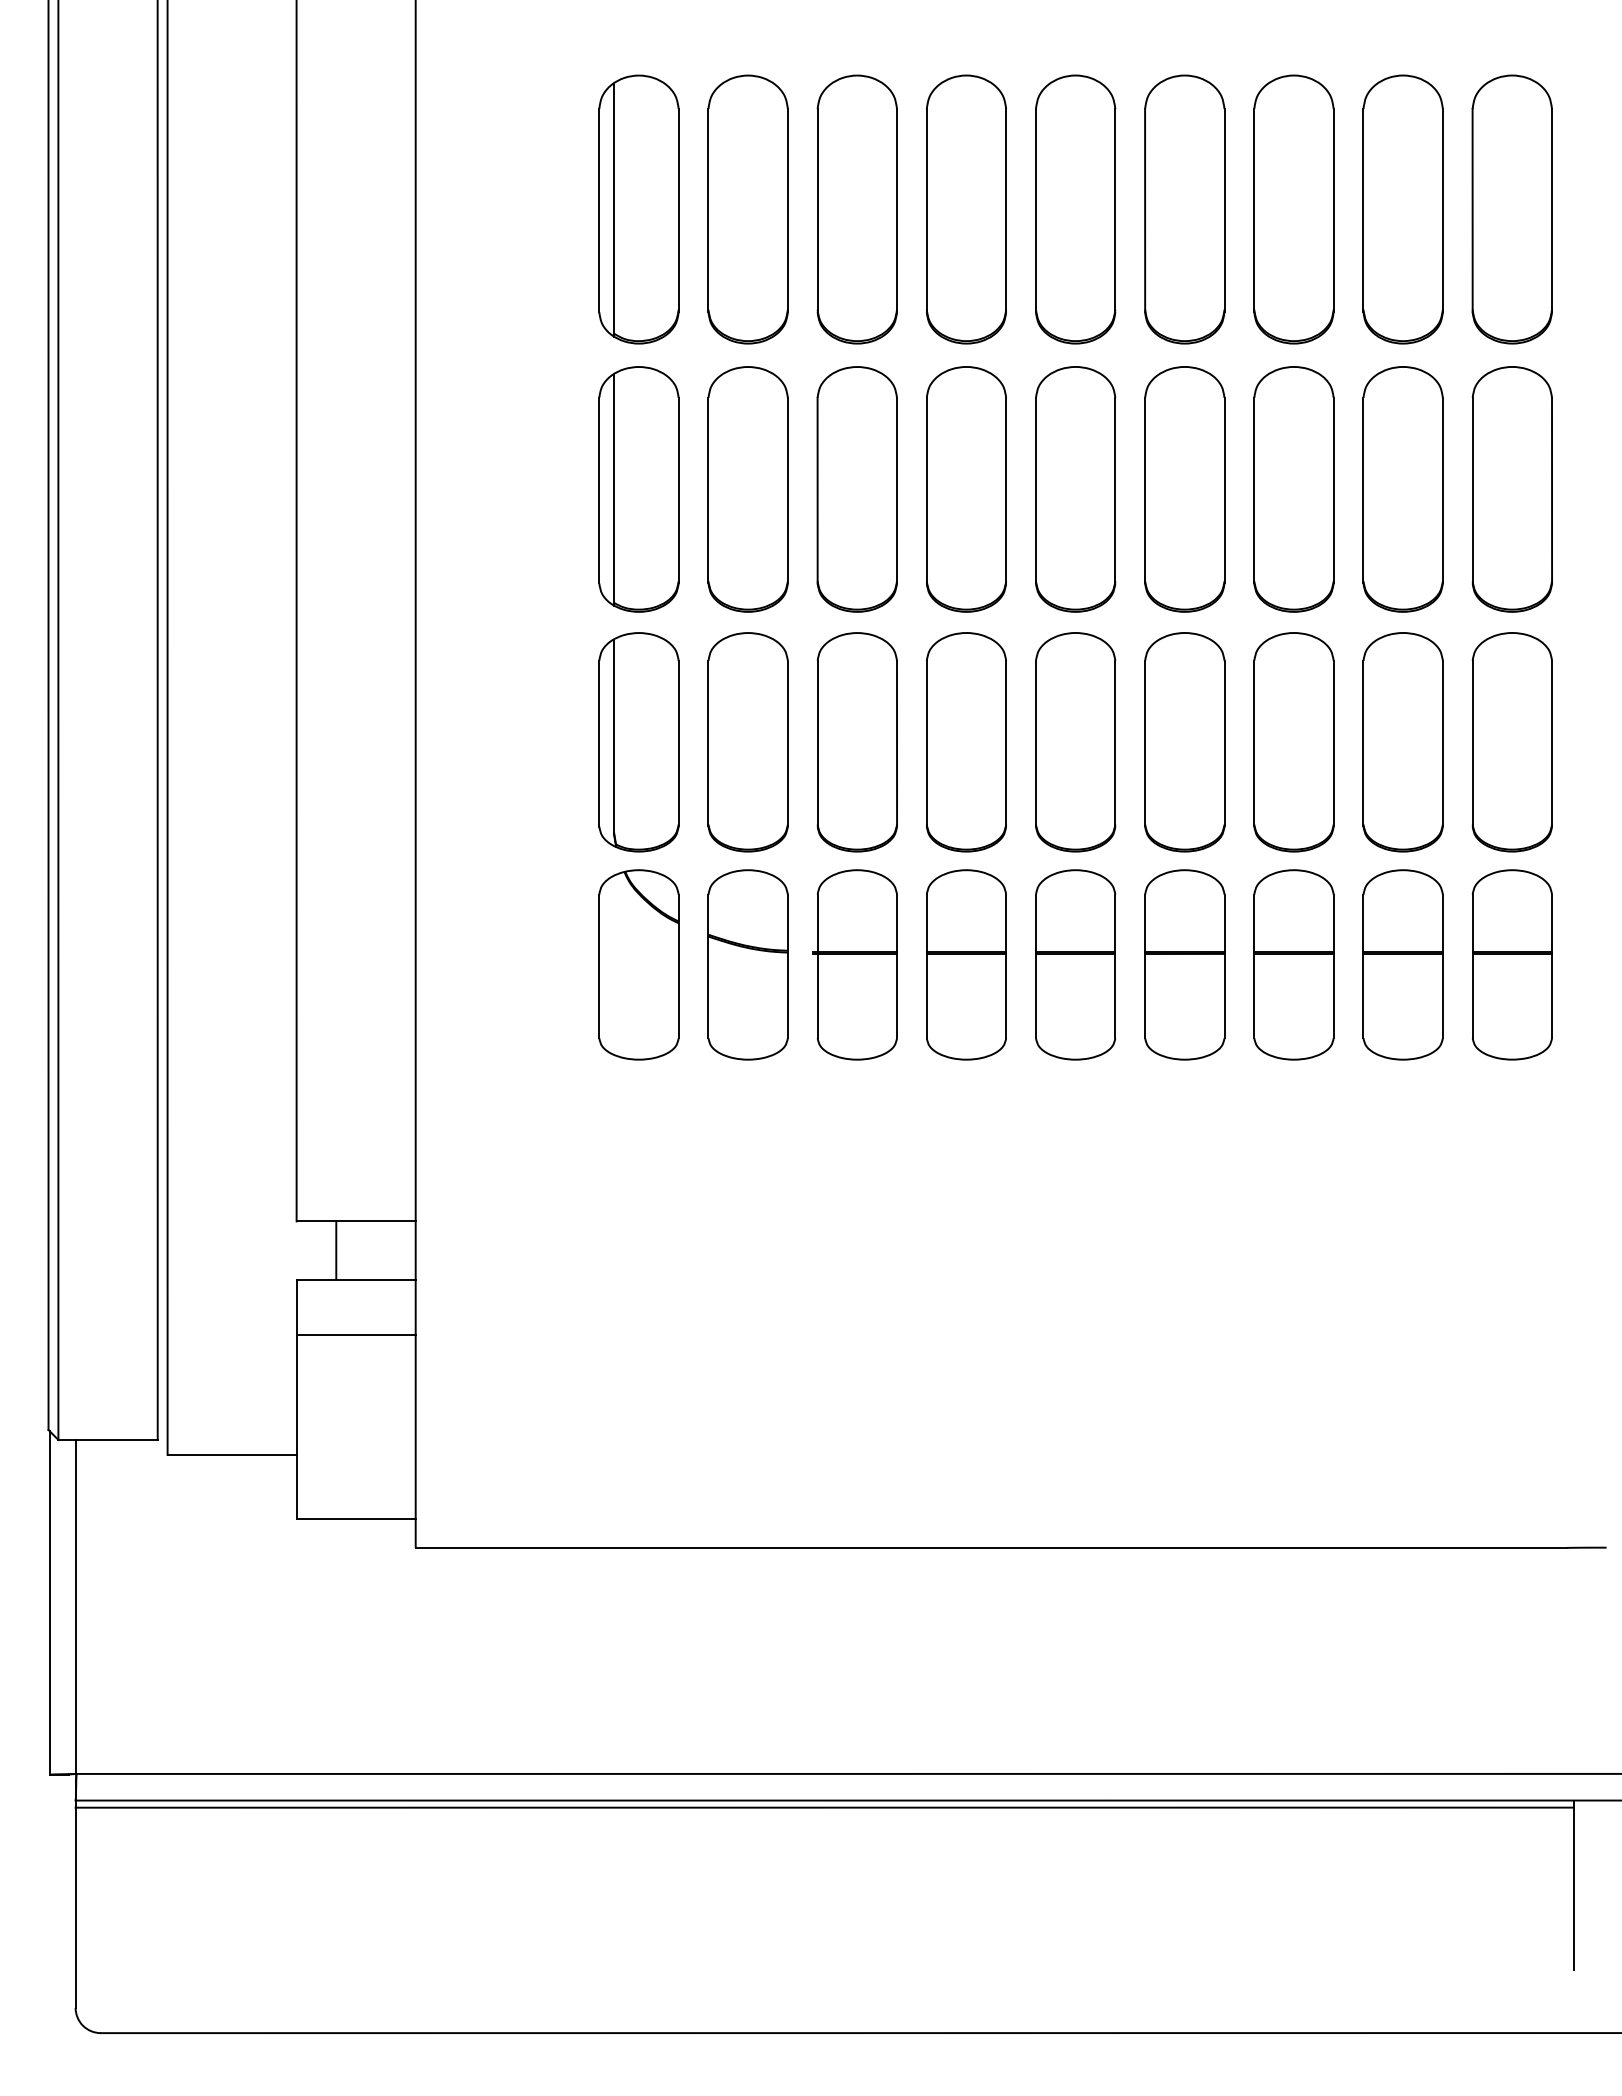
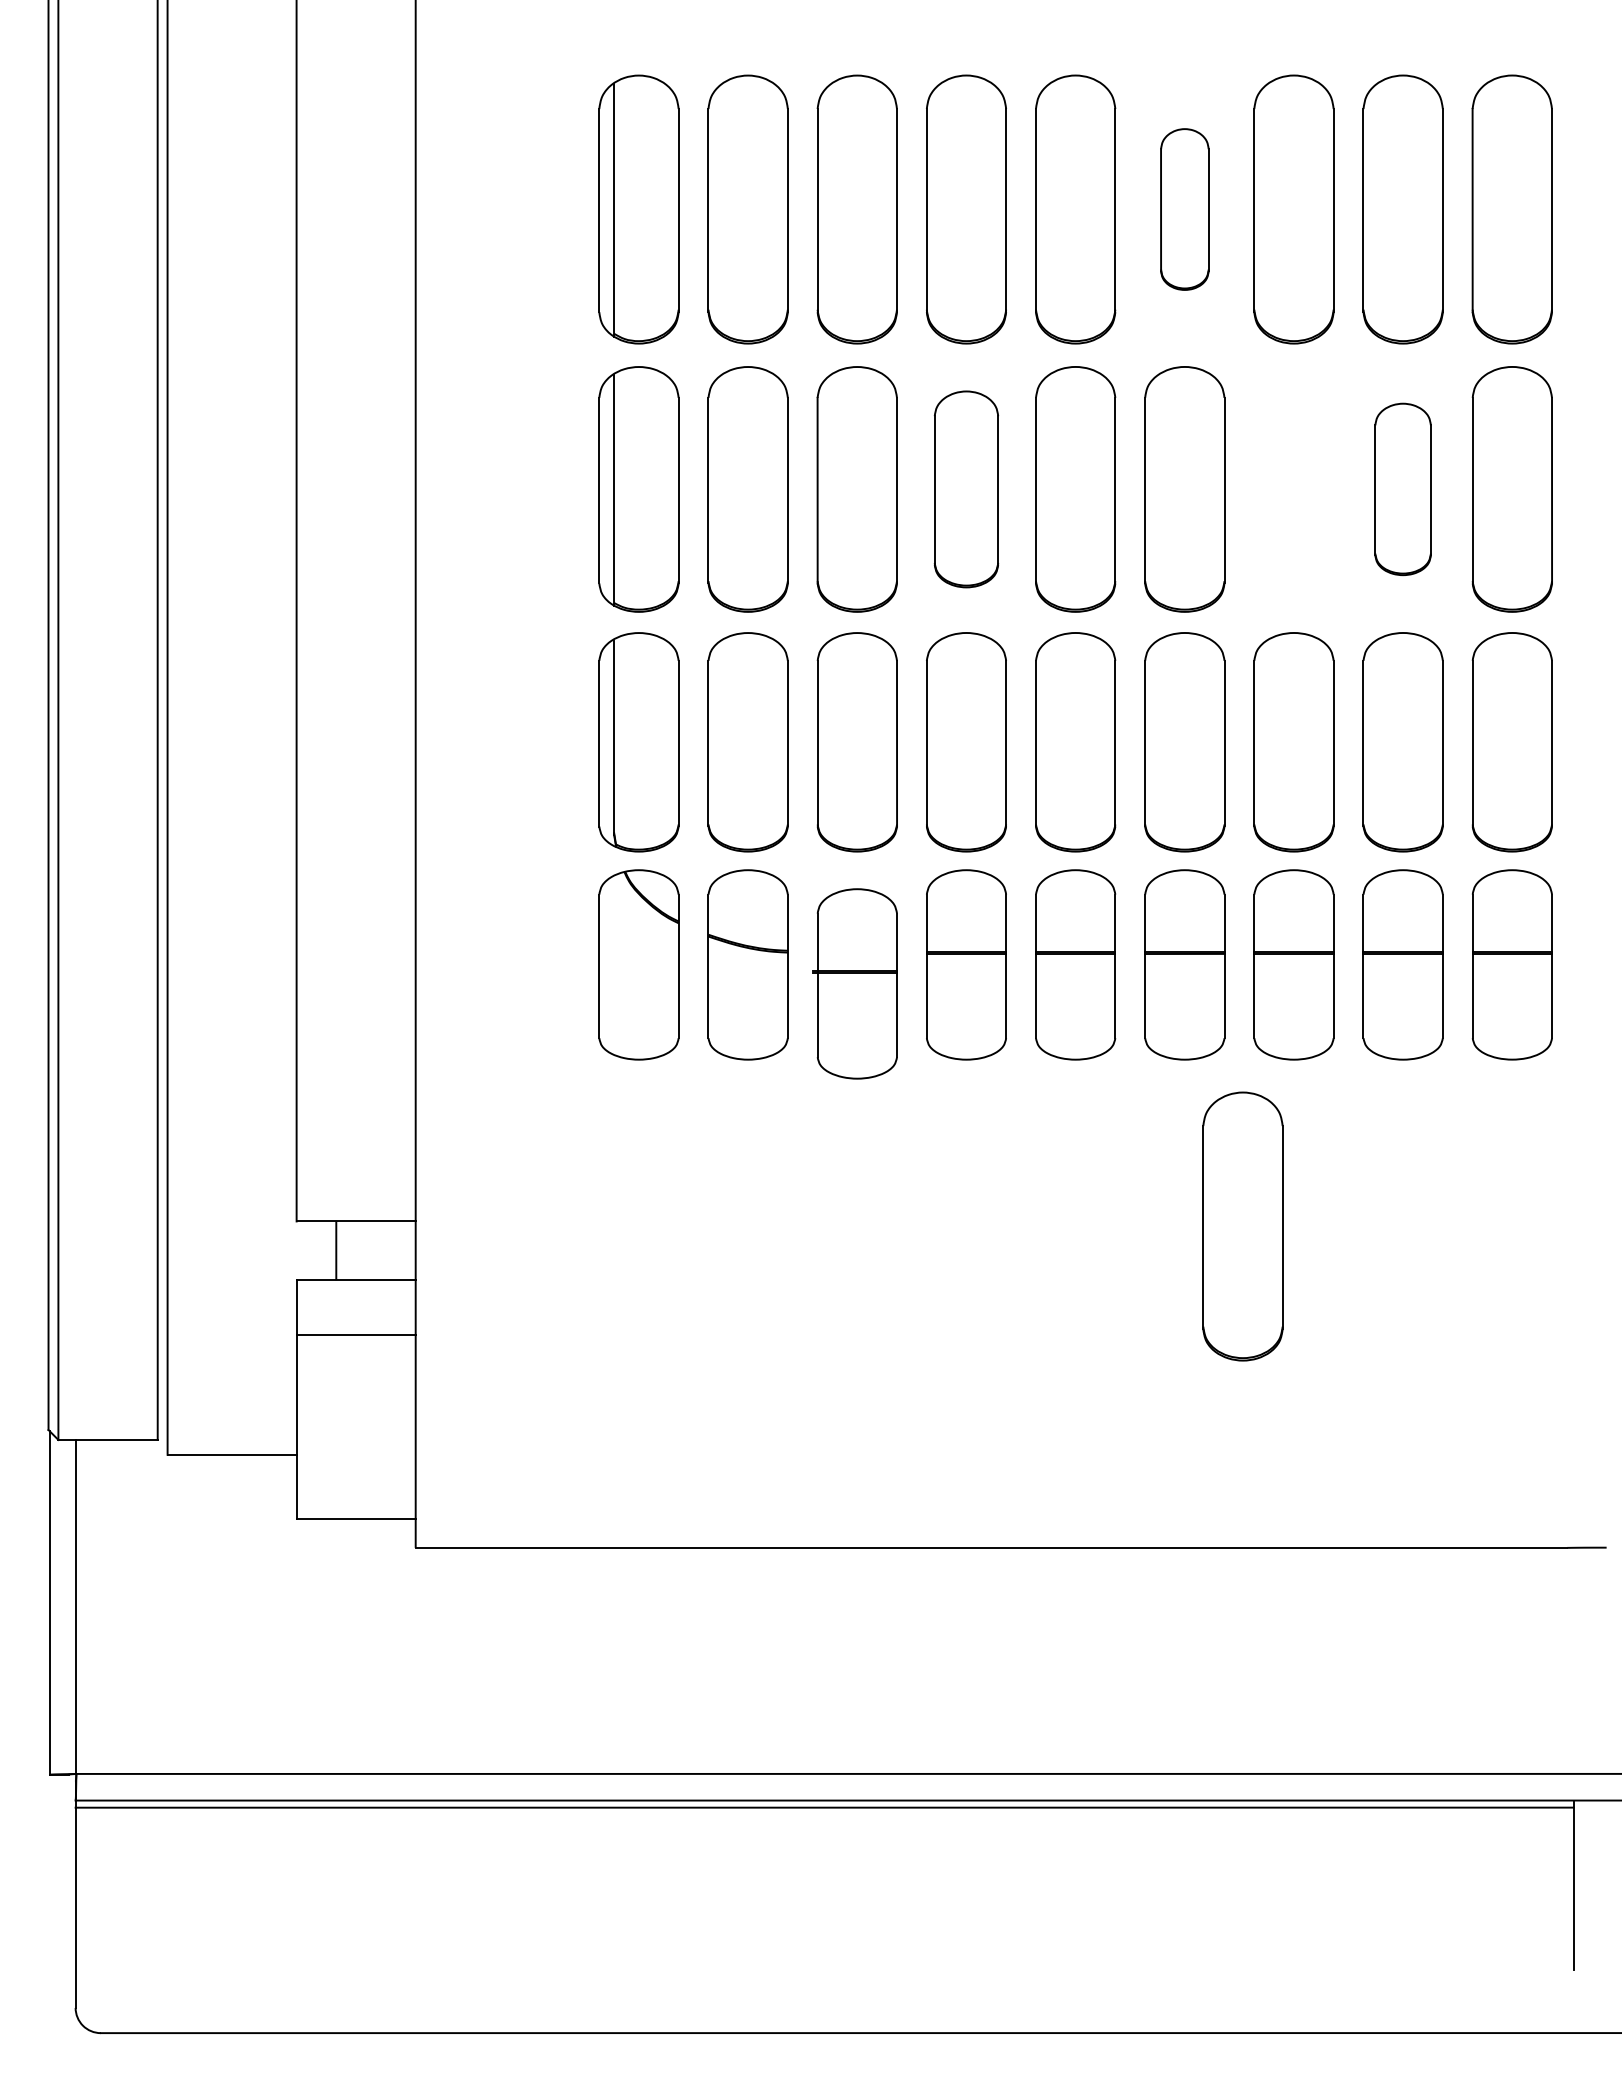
part size: 82x271 px -> 50x163 px (1184, 209)
part size: 81x247 px -> 67x199 px (966, 489)
part: present -> none (1293, 489)
part size: 82x247 px -> 58x175 px (1402, 489)
part position: (854, 964) -> (854, 983) (854, 983)
part: none -> present (1242, 1226)
